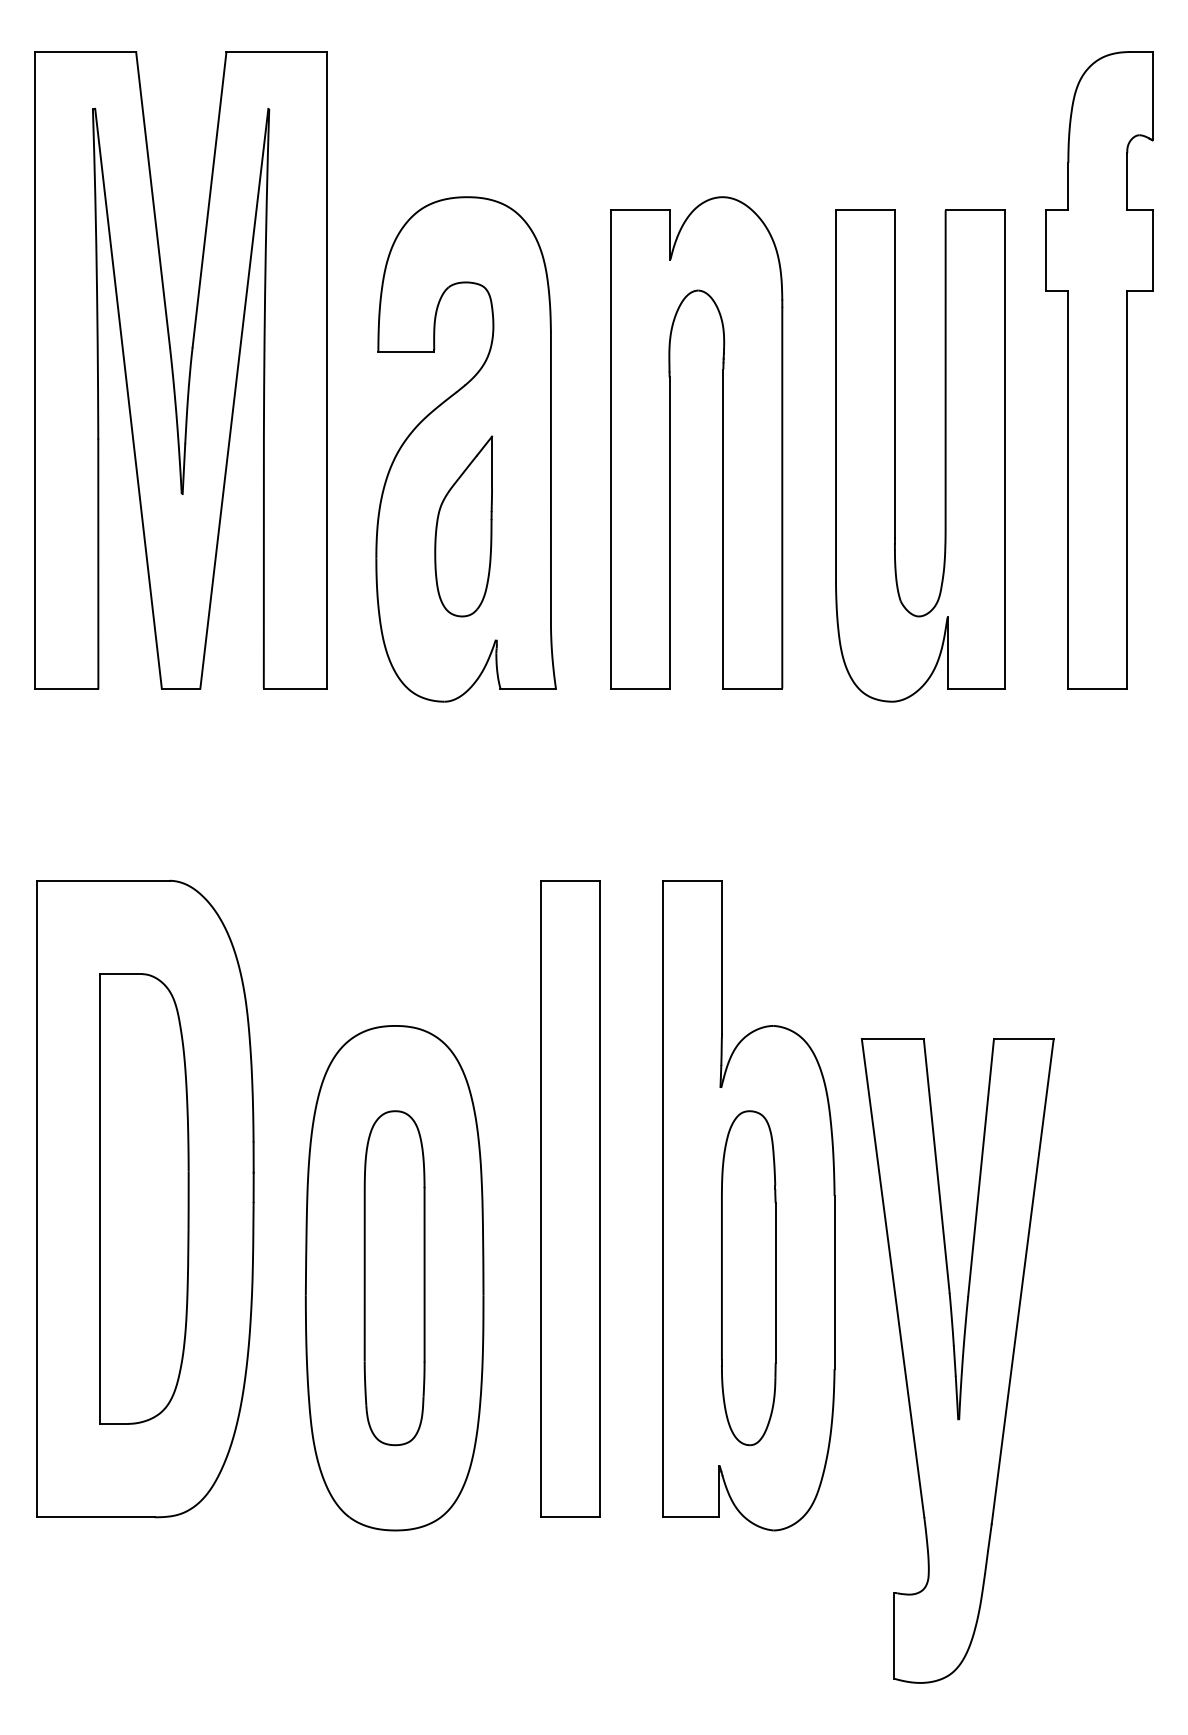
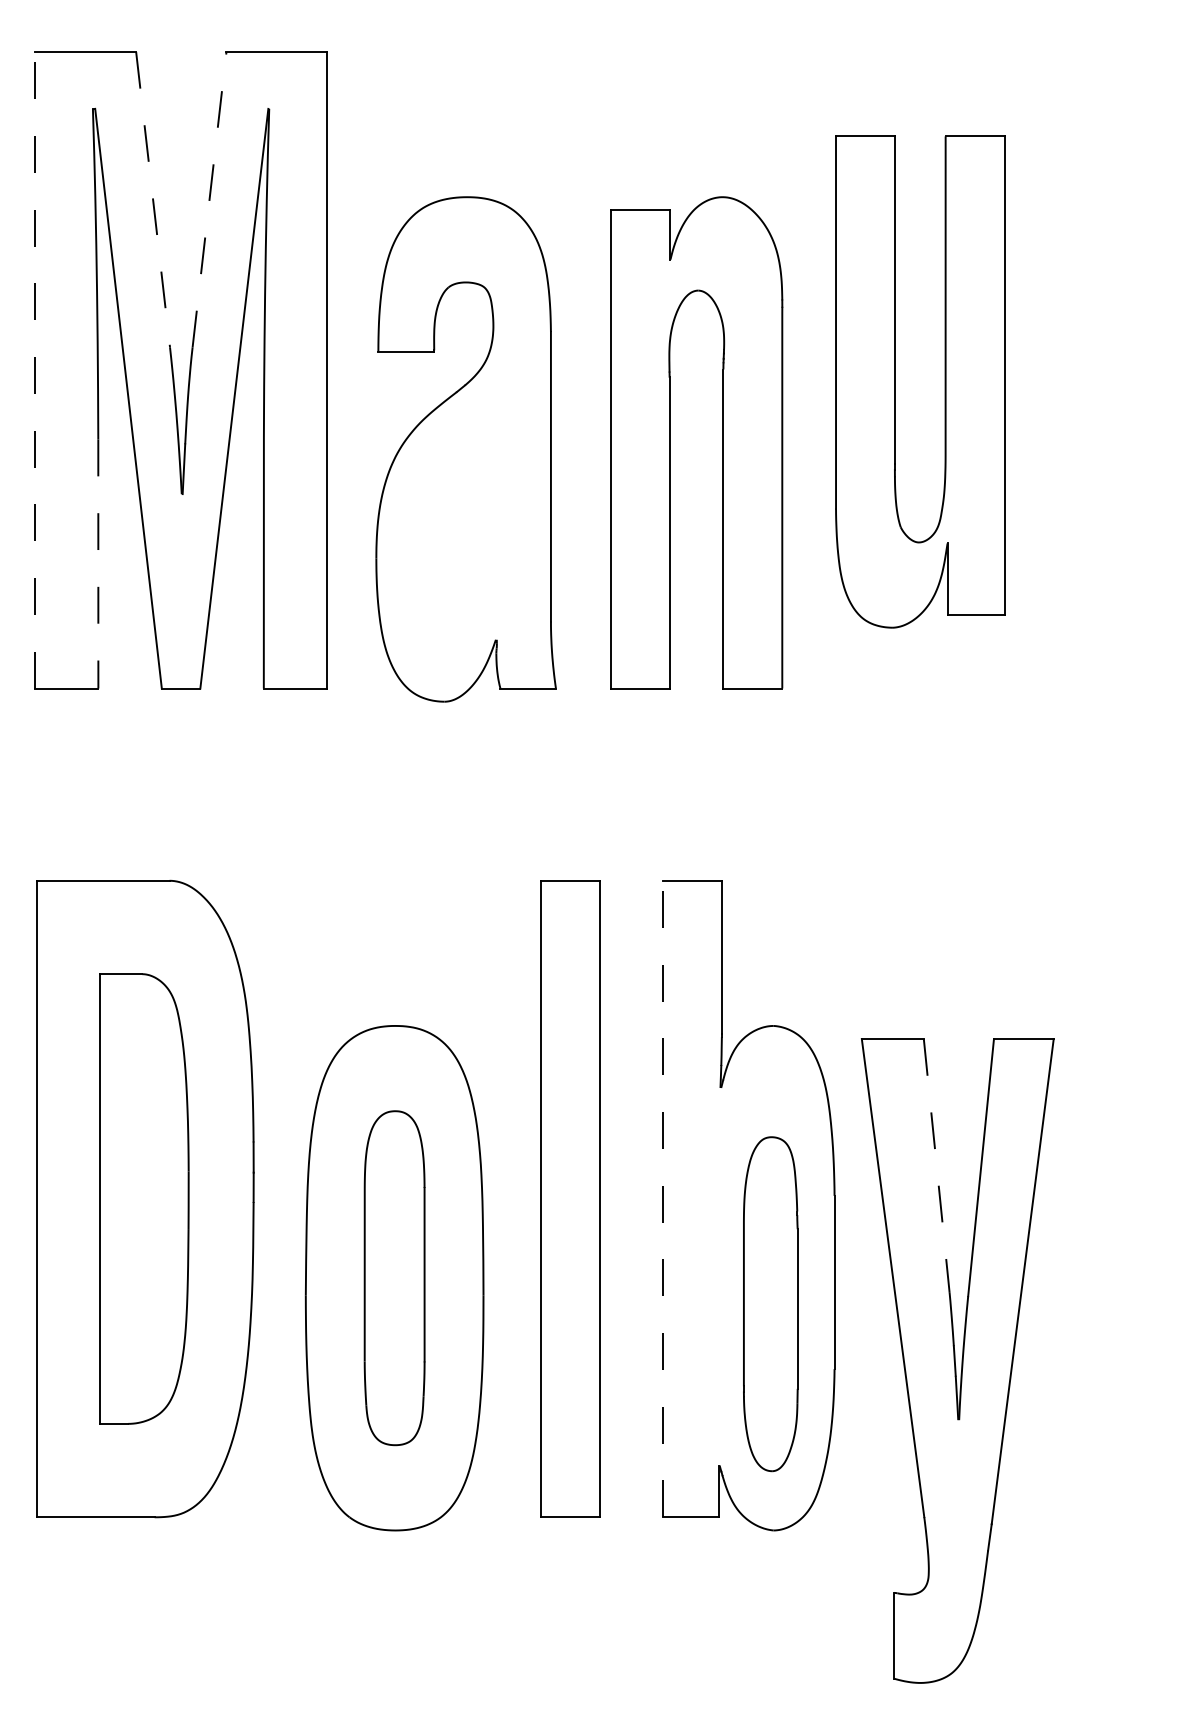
line: solid -> dashed (153, 199)
line: solid -> dashed (209, 199)
line: solid -> dashed (35, 369)
part: present -> none (1099, 370)
part position: (944, 455) -> (944, 381) (944, 381)
part: present -> none (463, 526)
line: solid -> dashed (98, 564)
line: solid -> dashed (936, 1166)
line: solid -> dashed (663, 1198)
part position: (748, 1278) -> (770, 1304) (770, 1304)
